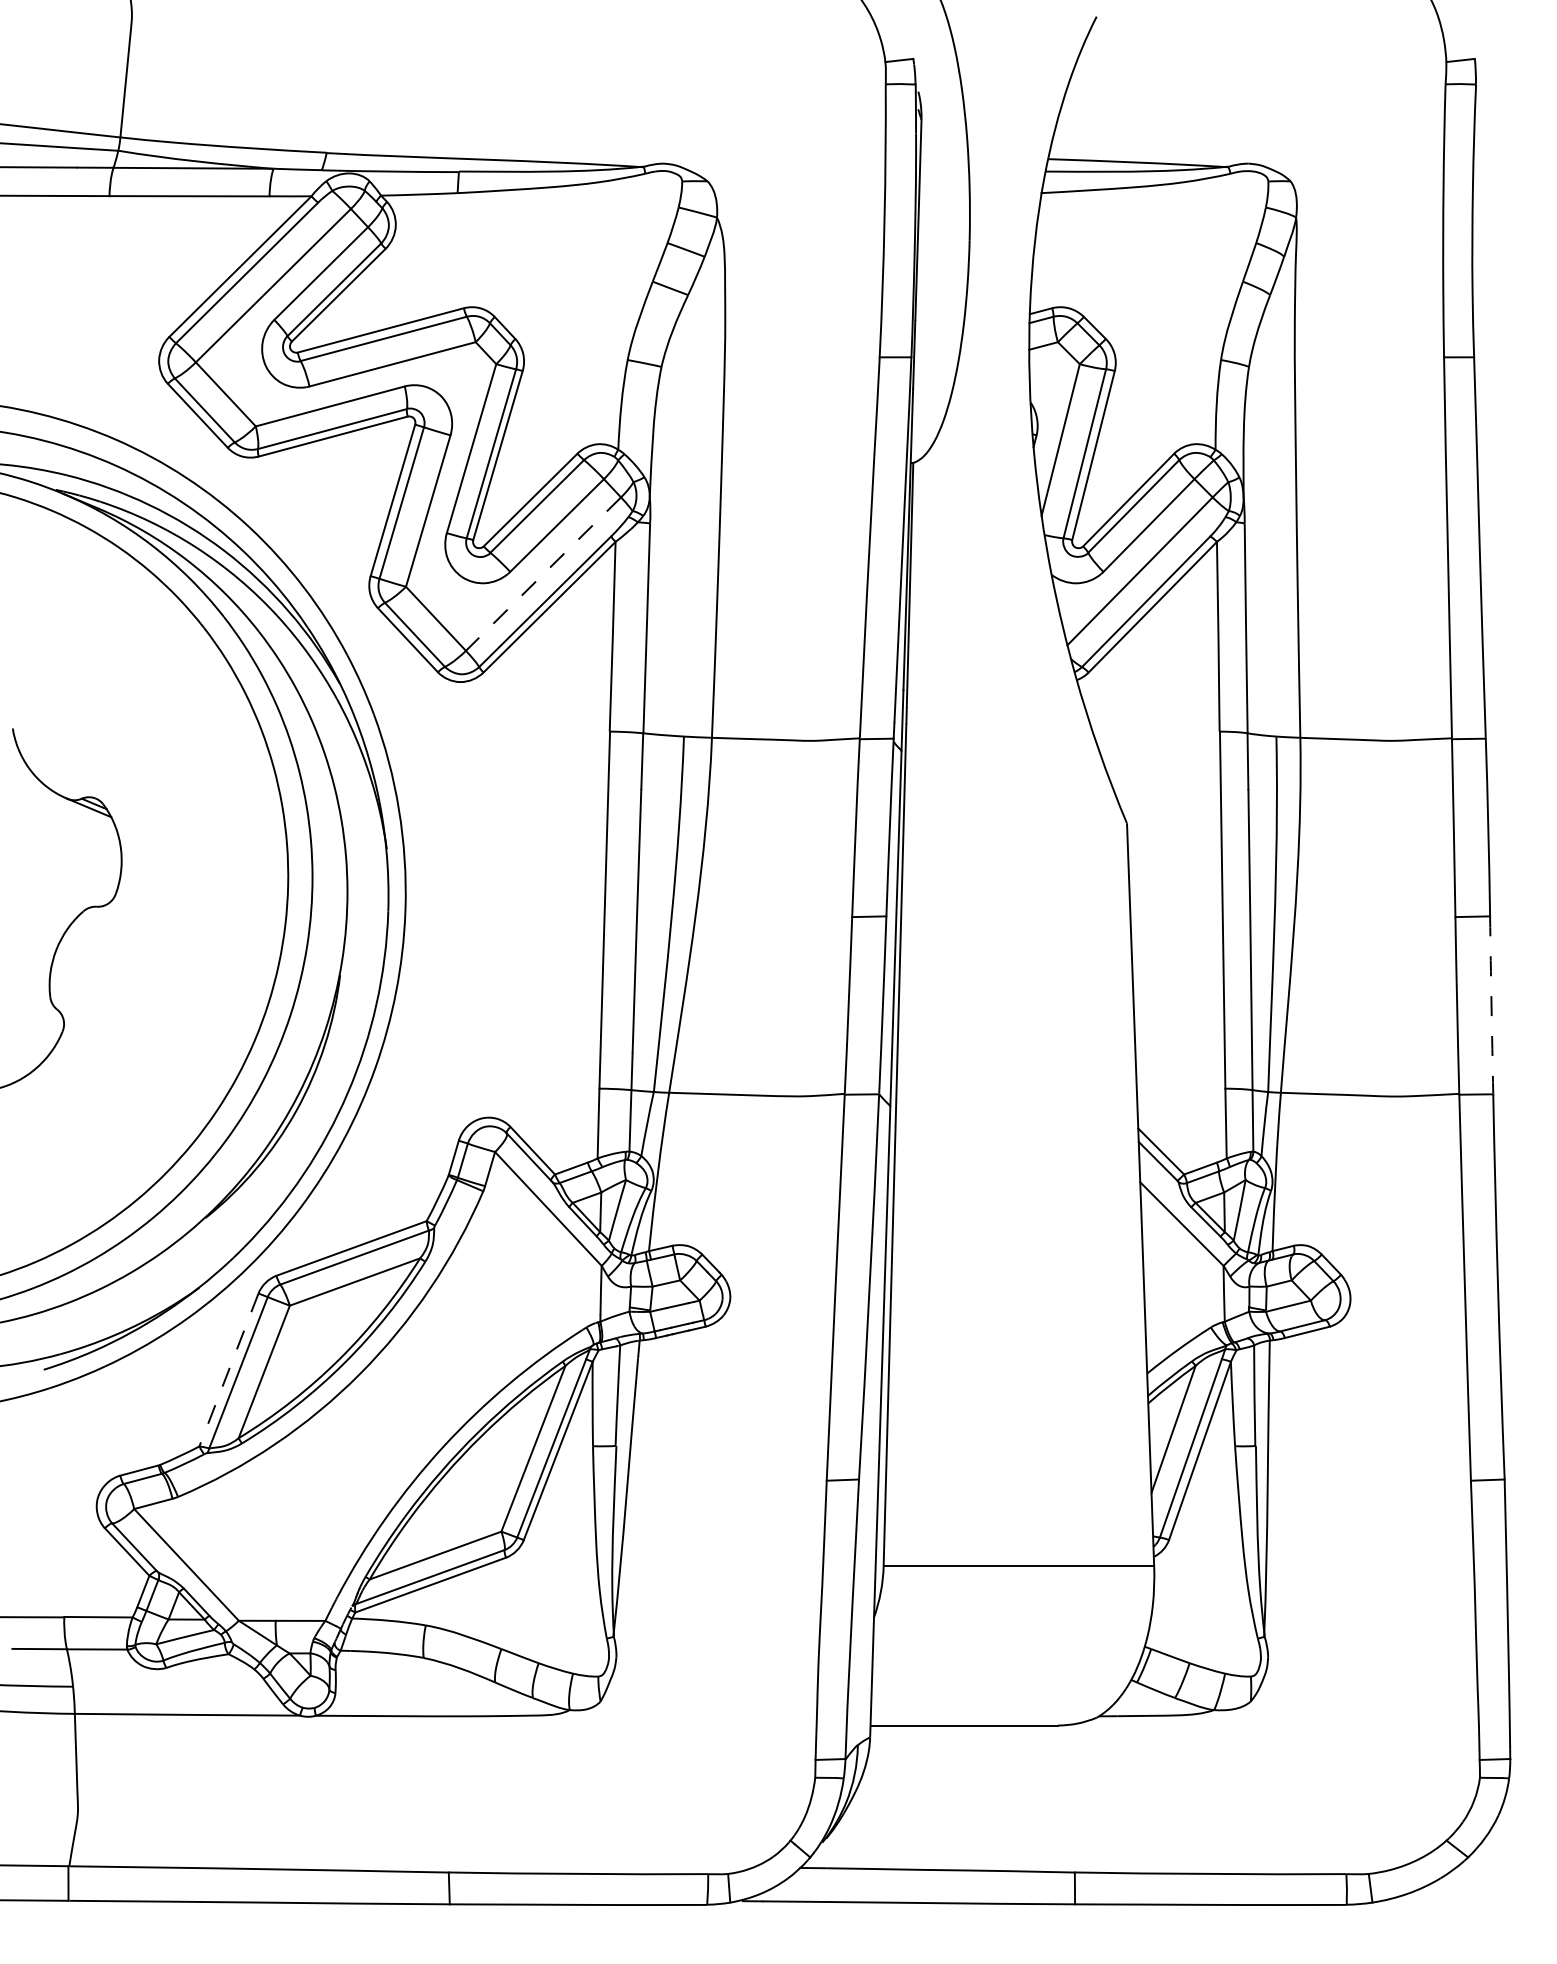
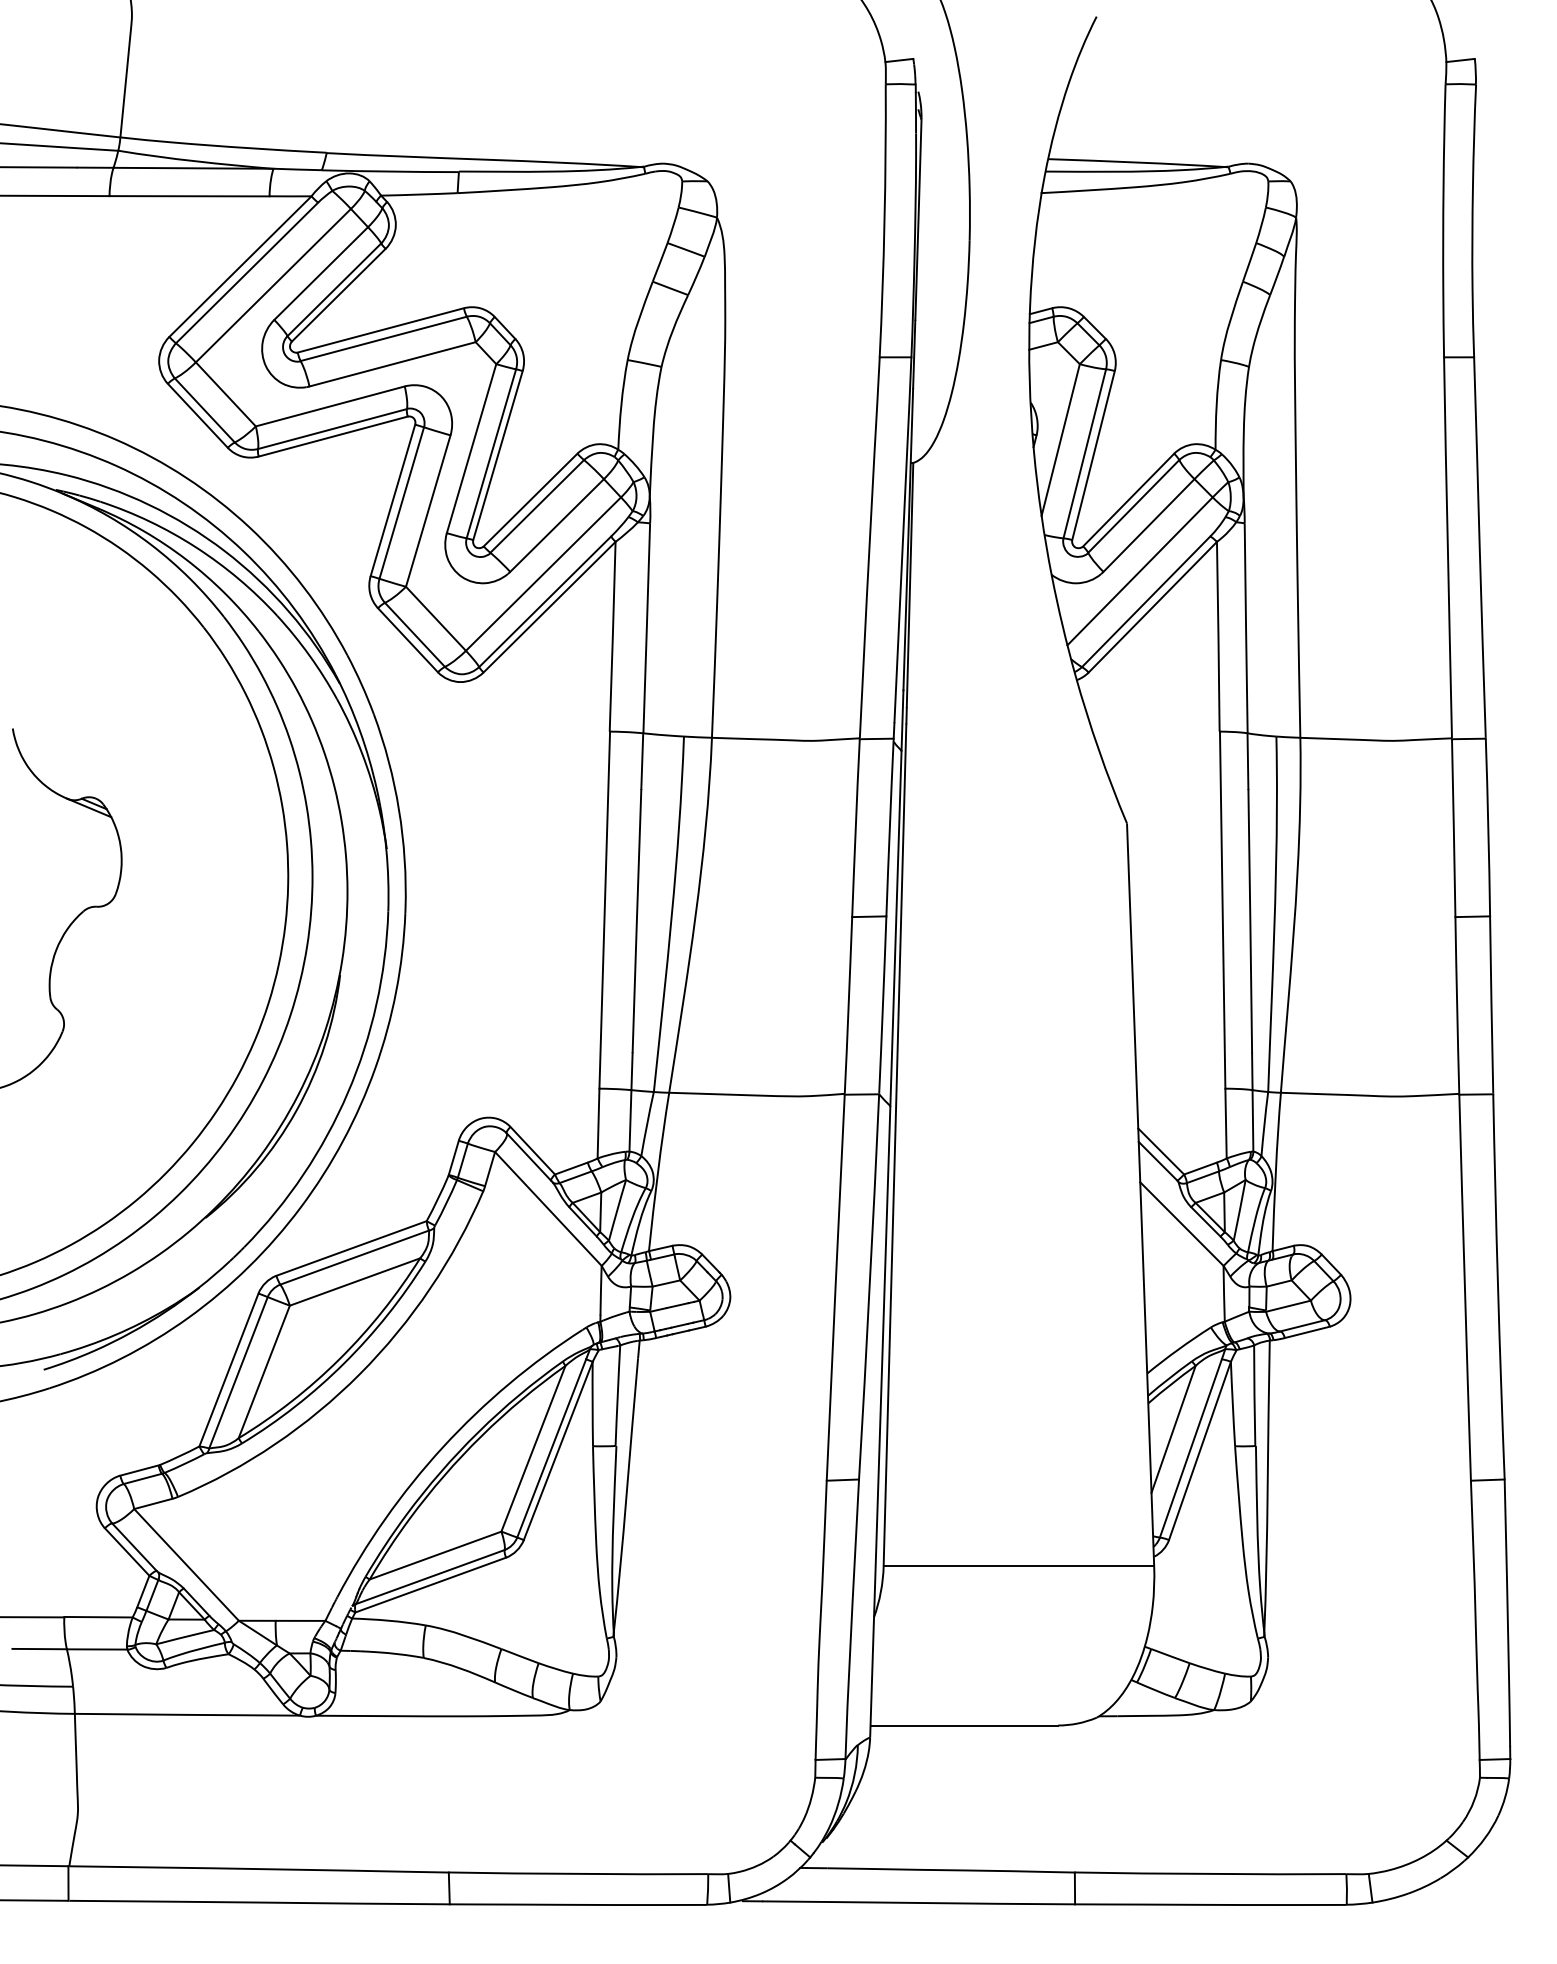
line: dashed -> solid (543, 574)
arc: dashed -> solid (1491, 1004)
line: dashed -> solid (228, 1369)
